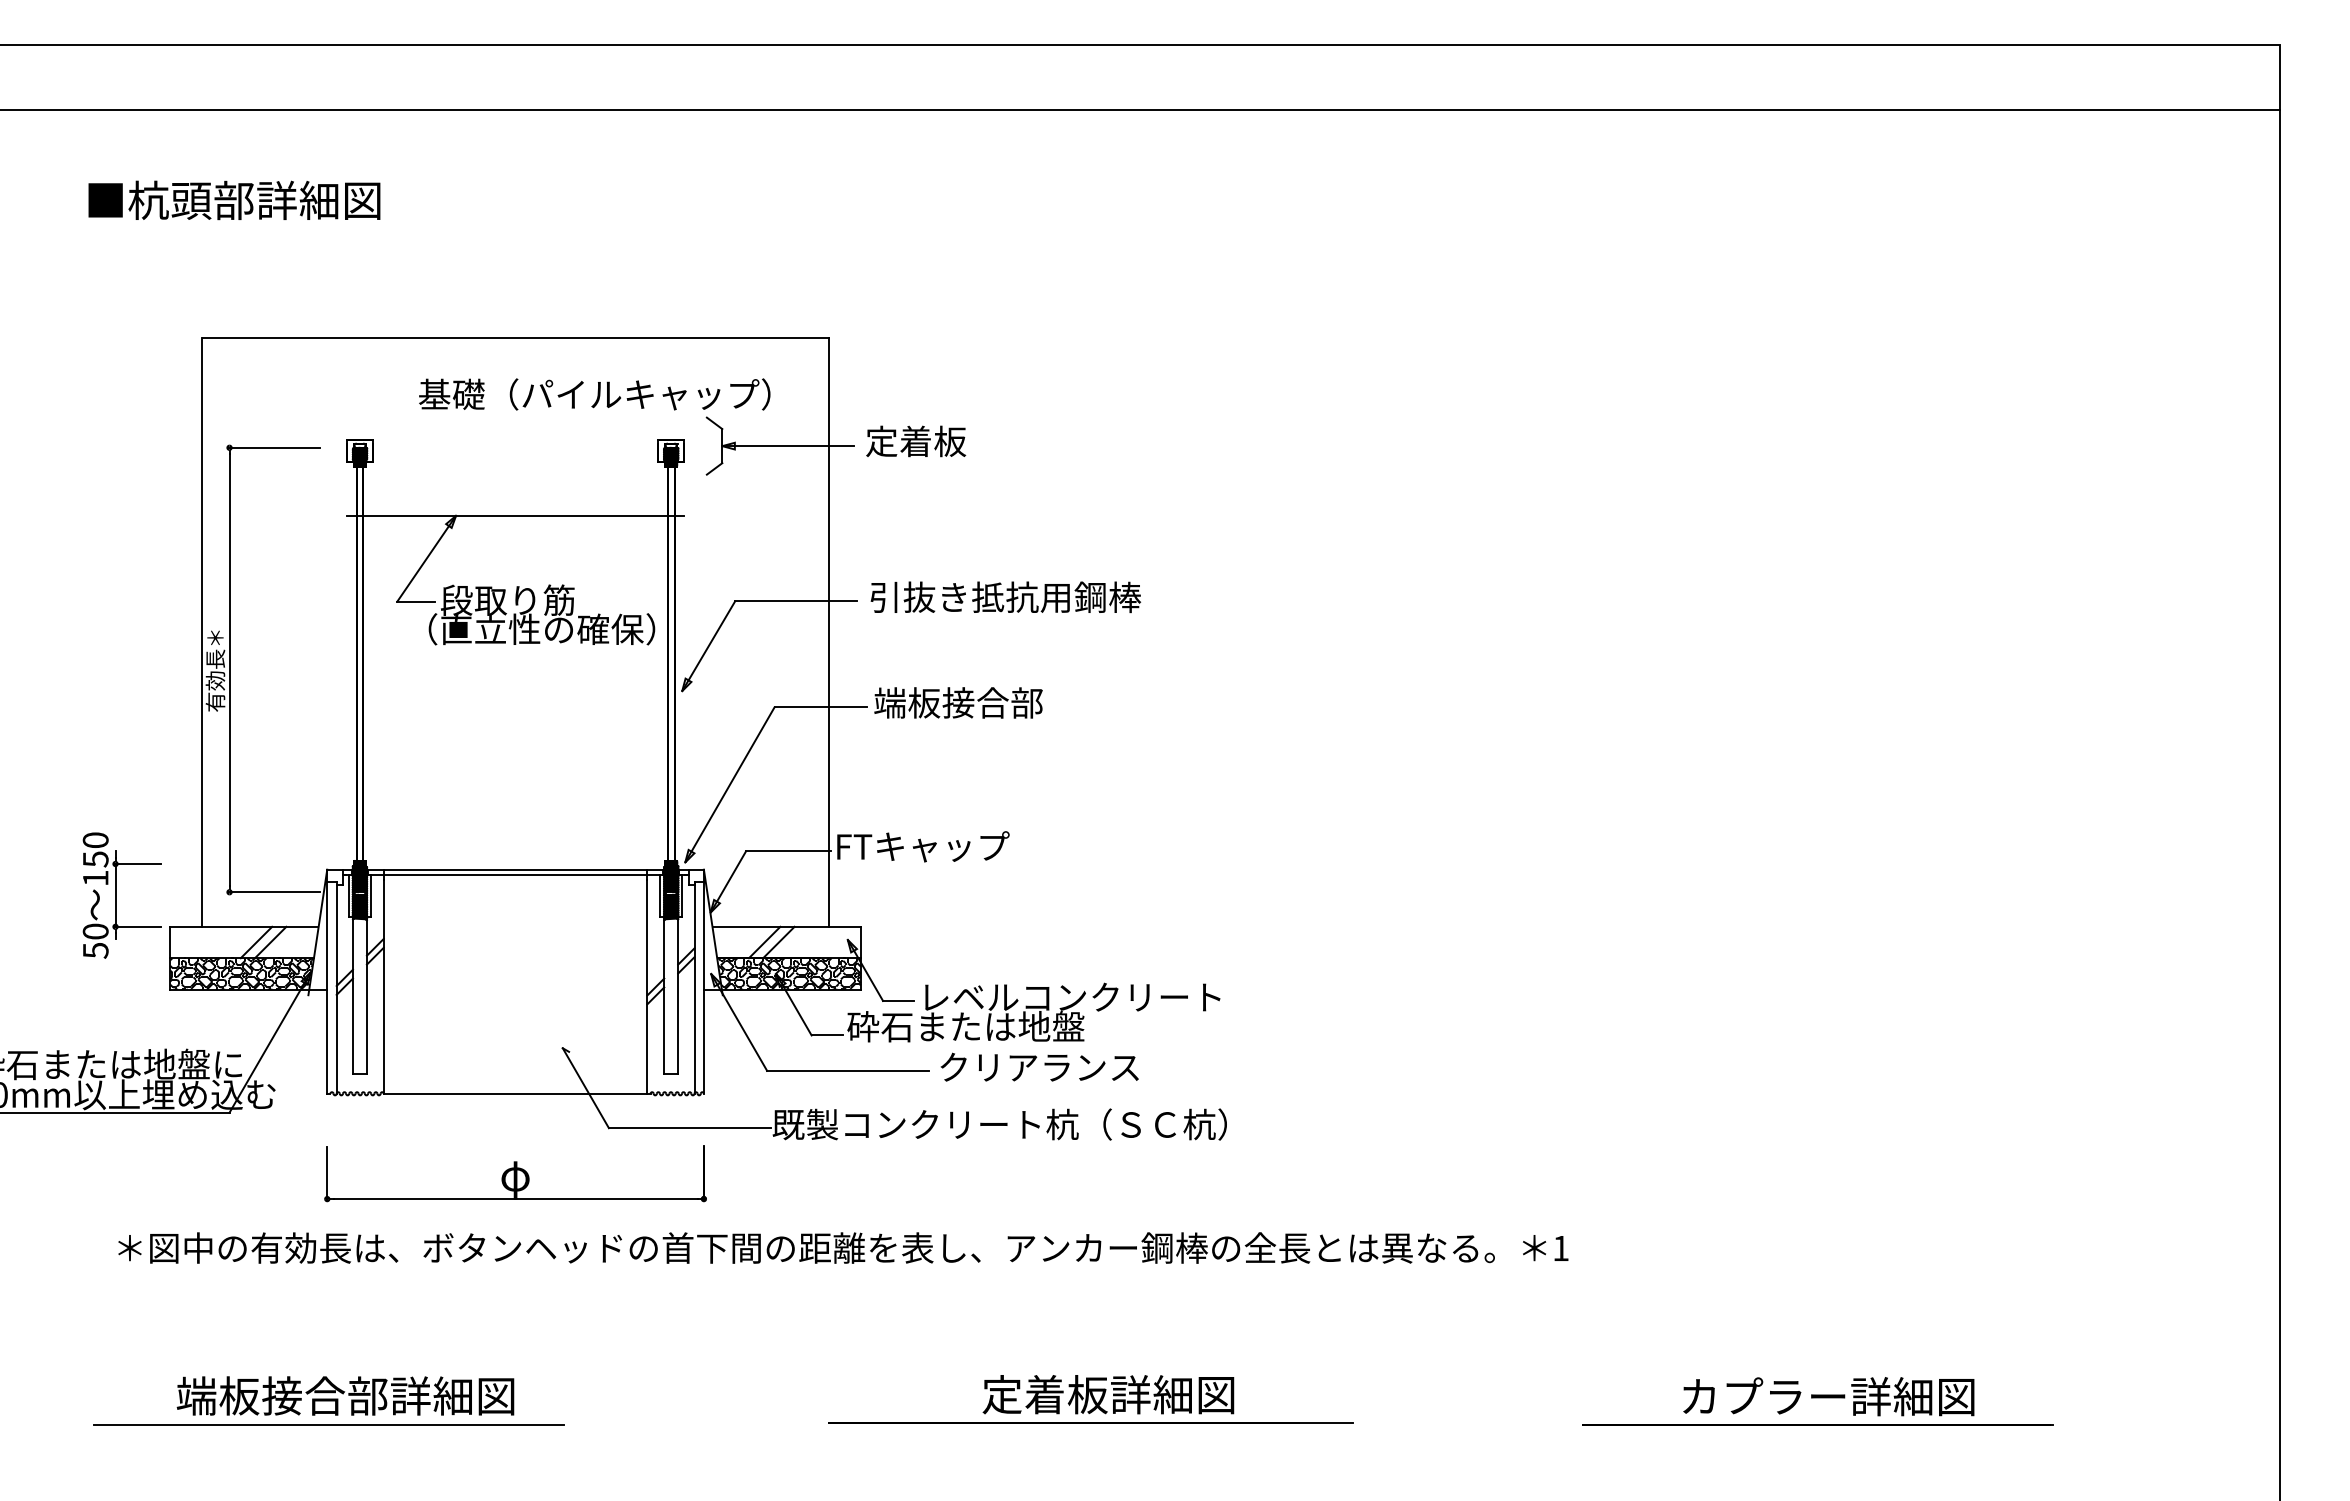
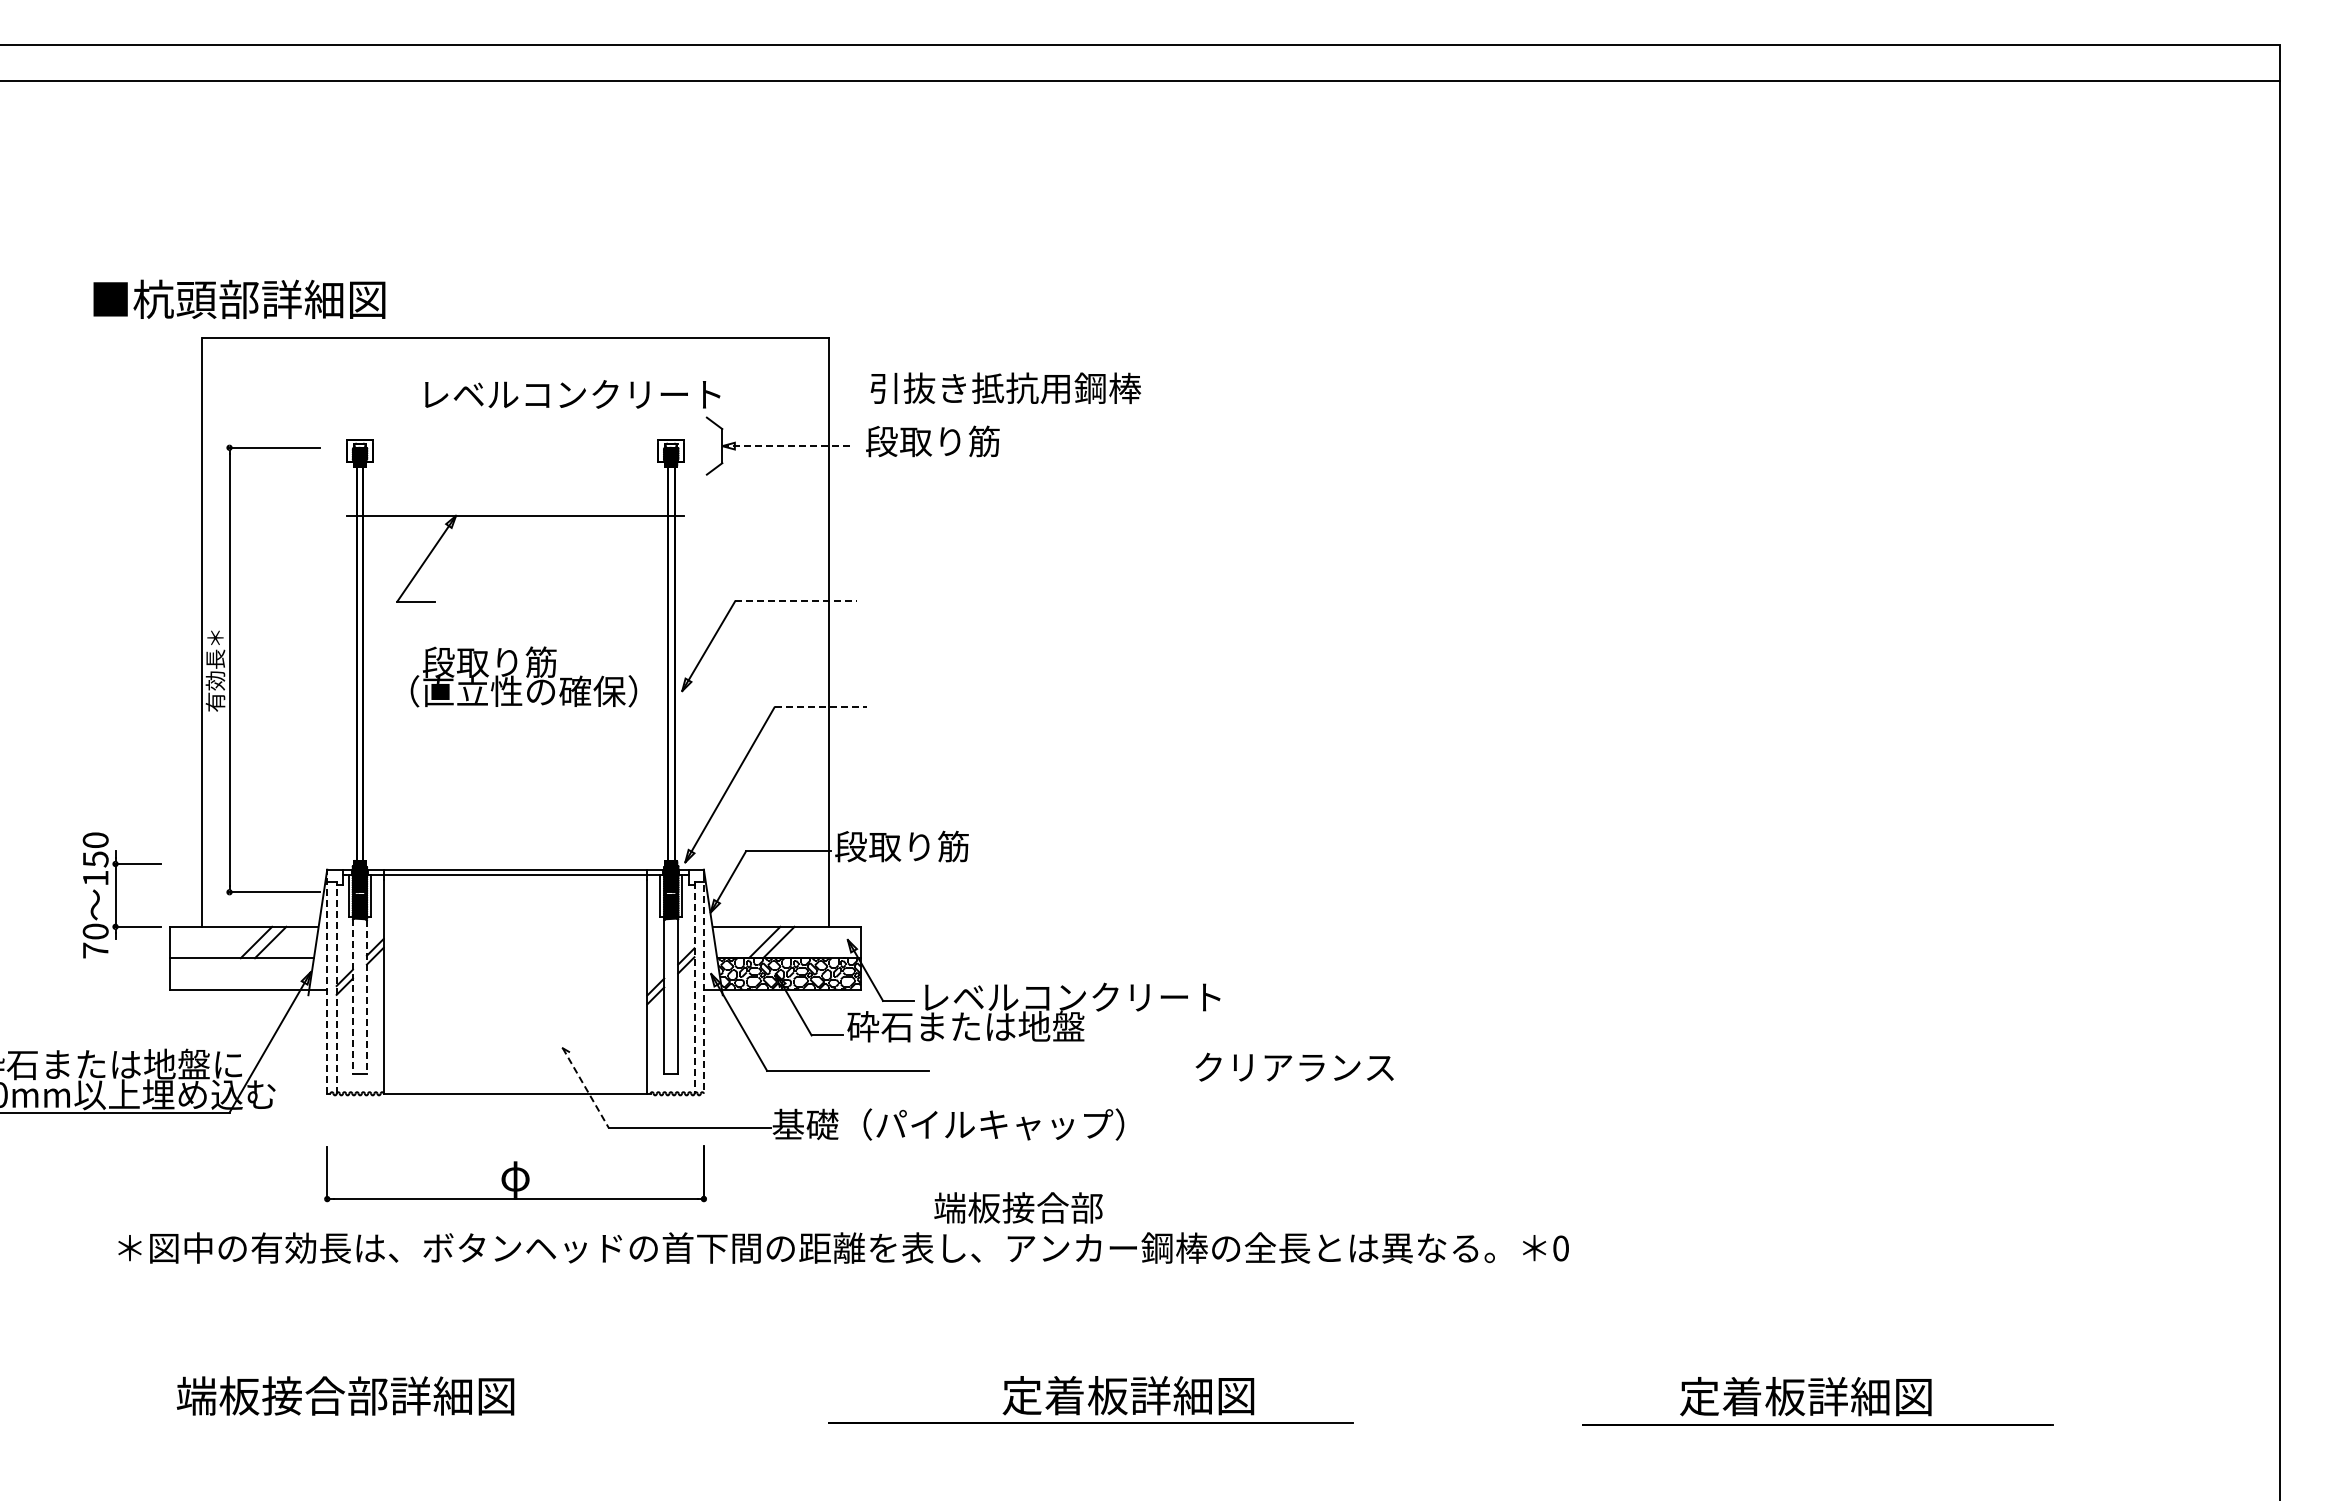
line position: (1140, 110) -> (1140, 81) (1140, 81)
text position: (234, 200) -> (239, 299) (239, 299)
text: 基礎（パイルキャップ） -> レベルコンクリート (594, 394)
text: 定着板 -> 段取り筋 (932, 441)
line: solid -> dashed (787, 446)
text position: (1005, 597) -> (1005, 388) (1005, 388)
line: solid -> dashed (796, 601)
text position: (541, 614) -> (523, 676) (523, 676)
text position: (958, 702) -> (1018, 1207) (1018, 1207)
line: solid -> dashed (820, 707)
text: FTキャップ -> 段取り筋 (922, 846)
text: 50 -> 70 (95, 950)
hatch: present -> none (241, 973)
line: solid -> dashed (327, 983)
line: solid -> dashed (703, 983)
line: solid -> dashed (694, 988)
line: solid -> dashed (336, 989)
line: solid -> dashed (352, 997)
line: solid -> dashed (366, 997)
text position: (1039, 1066) -> (1294, 1066) (1294, 1066)
line: solid -> dashed (586, 1088)
text: 既製コンクリート杭（ＳＣ杭） -> 基礎（パイルキャップ） (999, 1124)
text: 1 -> 0 (1560, 1248)
text position: (1108, 1394) -> (1128, 1395) (1128, 1395)
text: カプラー詳細図 -> 定着板詳細図 (1827, 1396)
line: present -> none (328, 1425)
